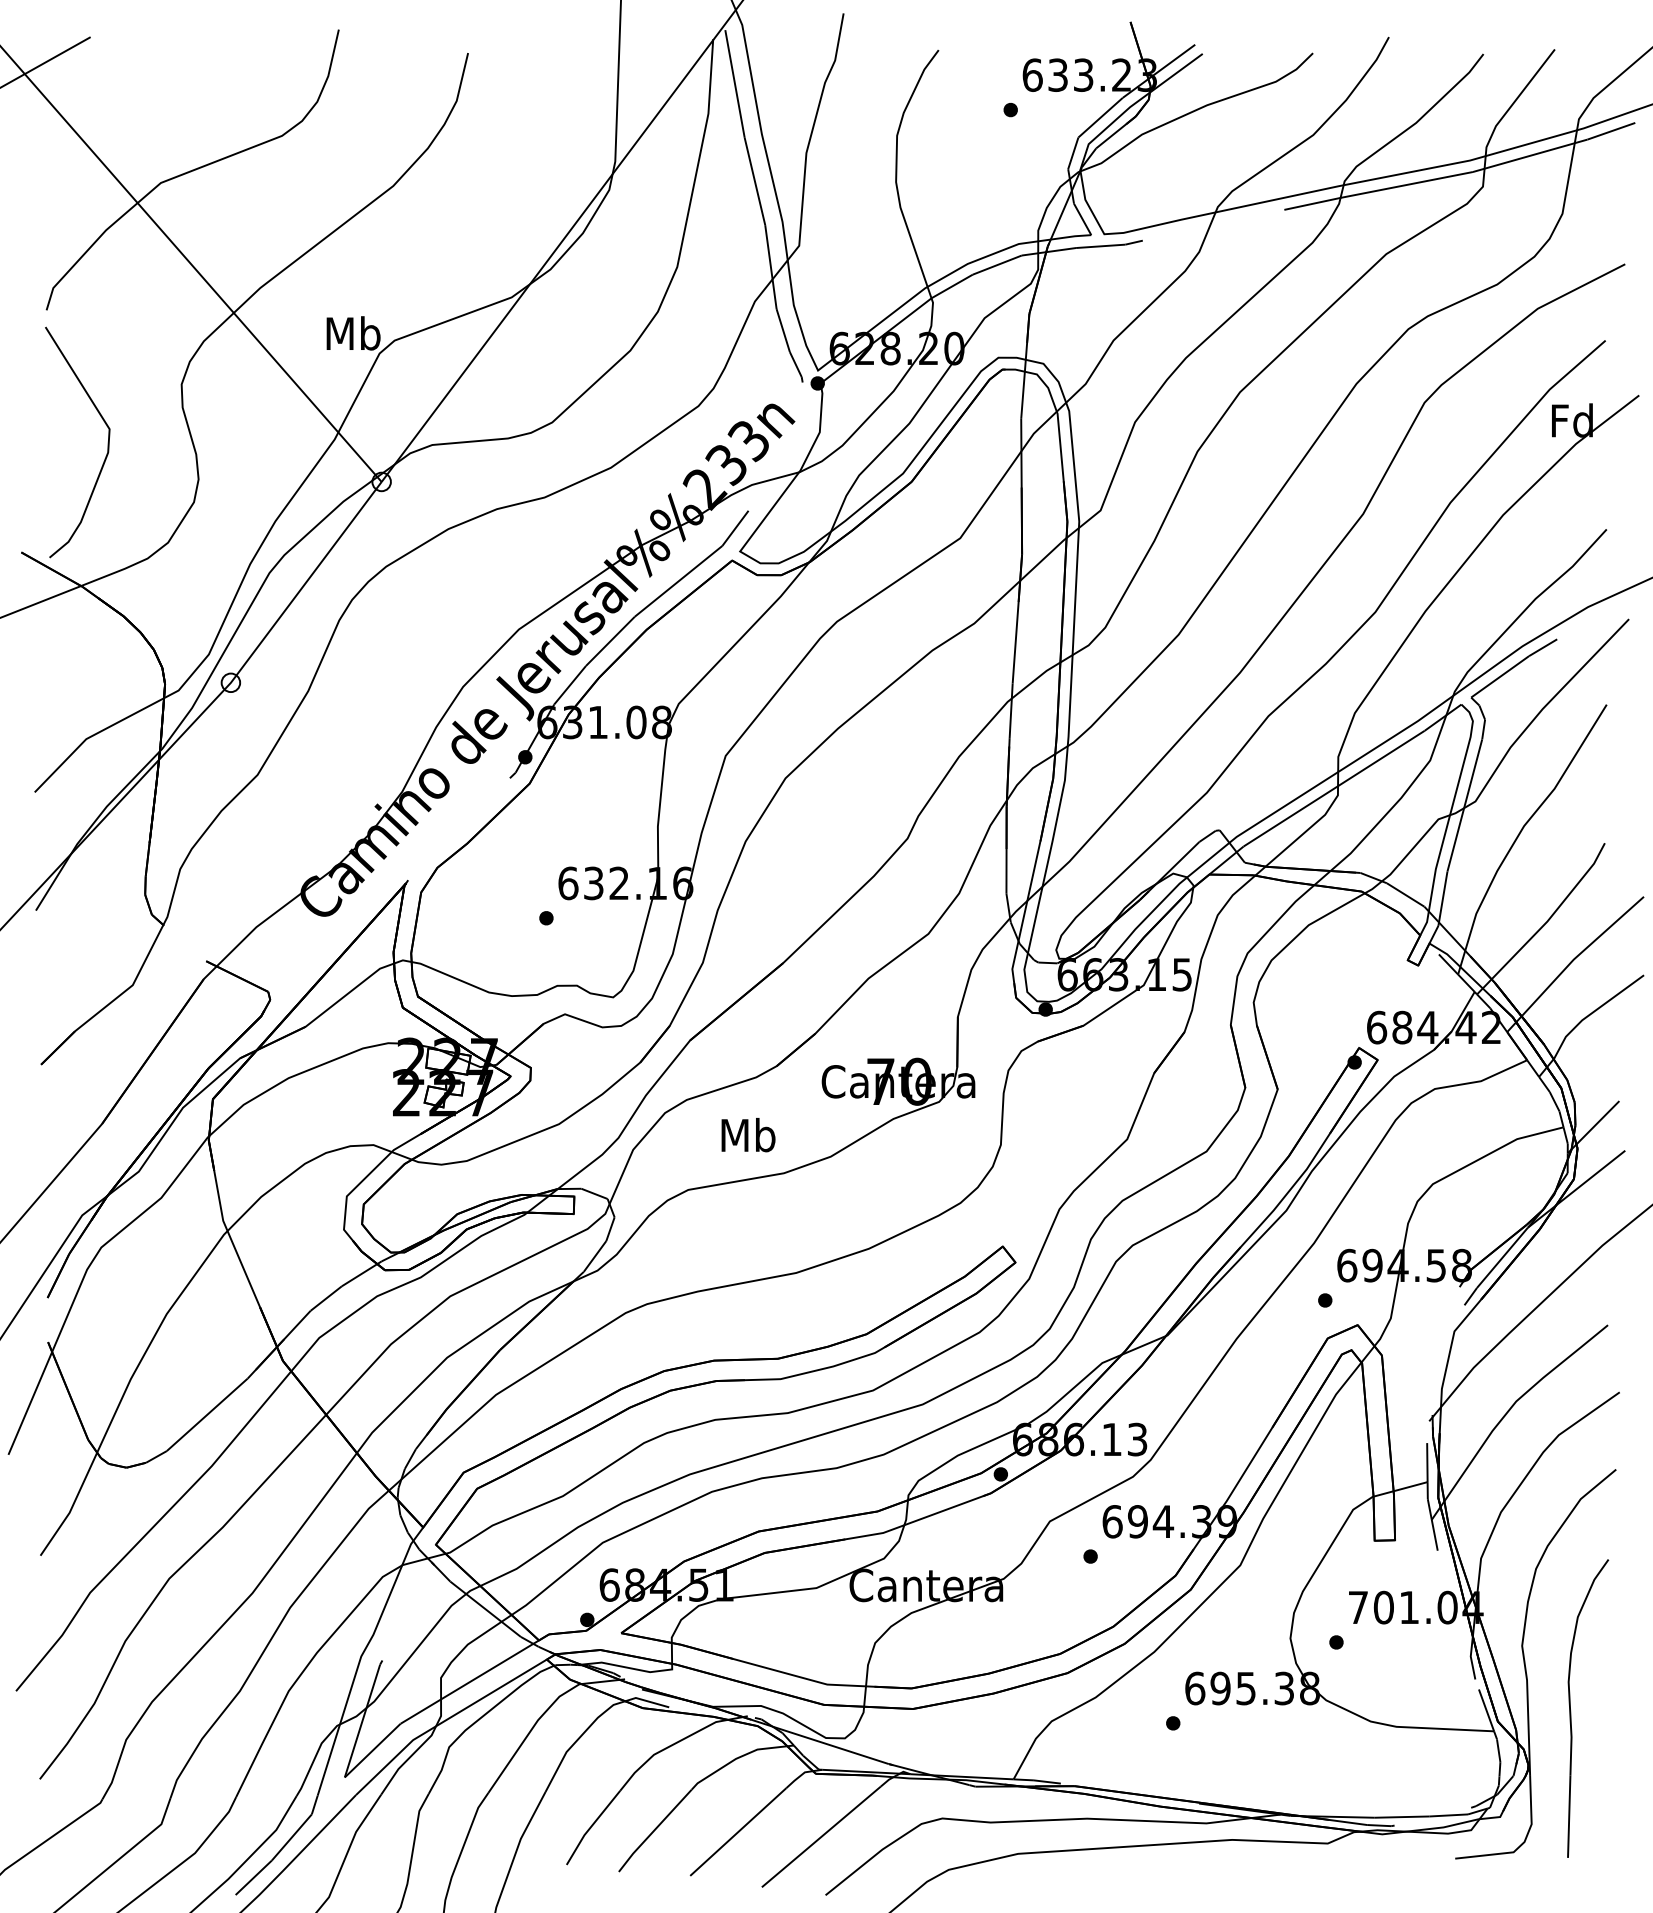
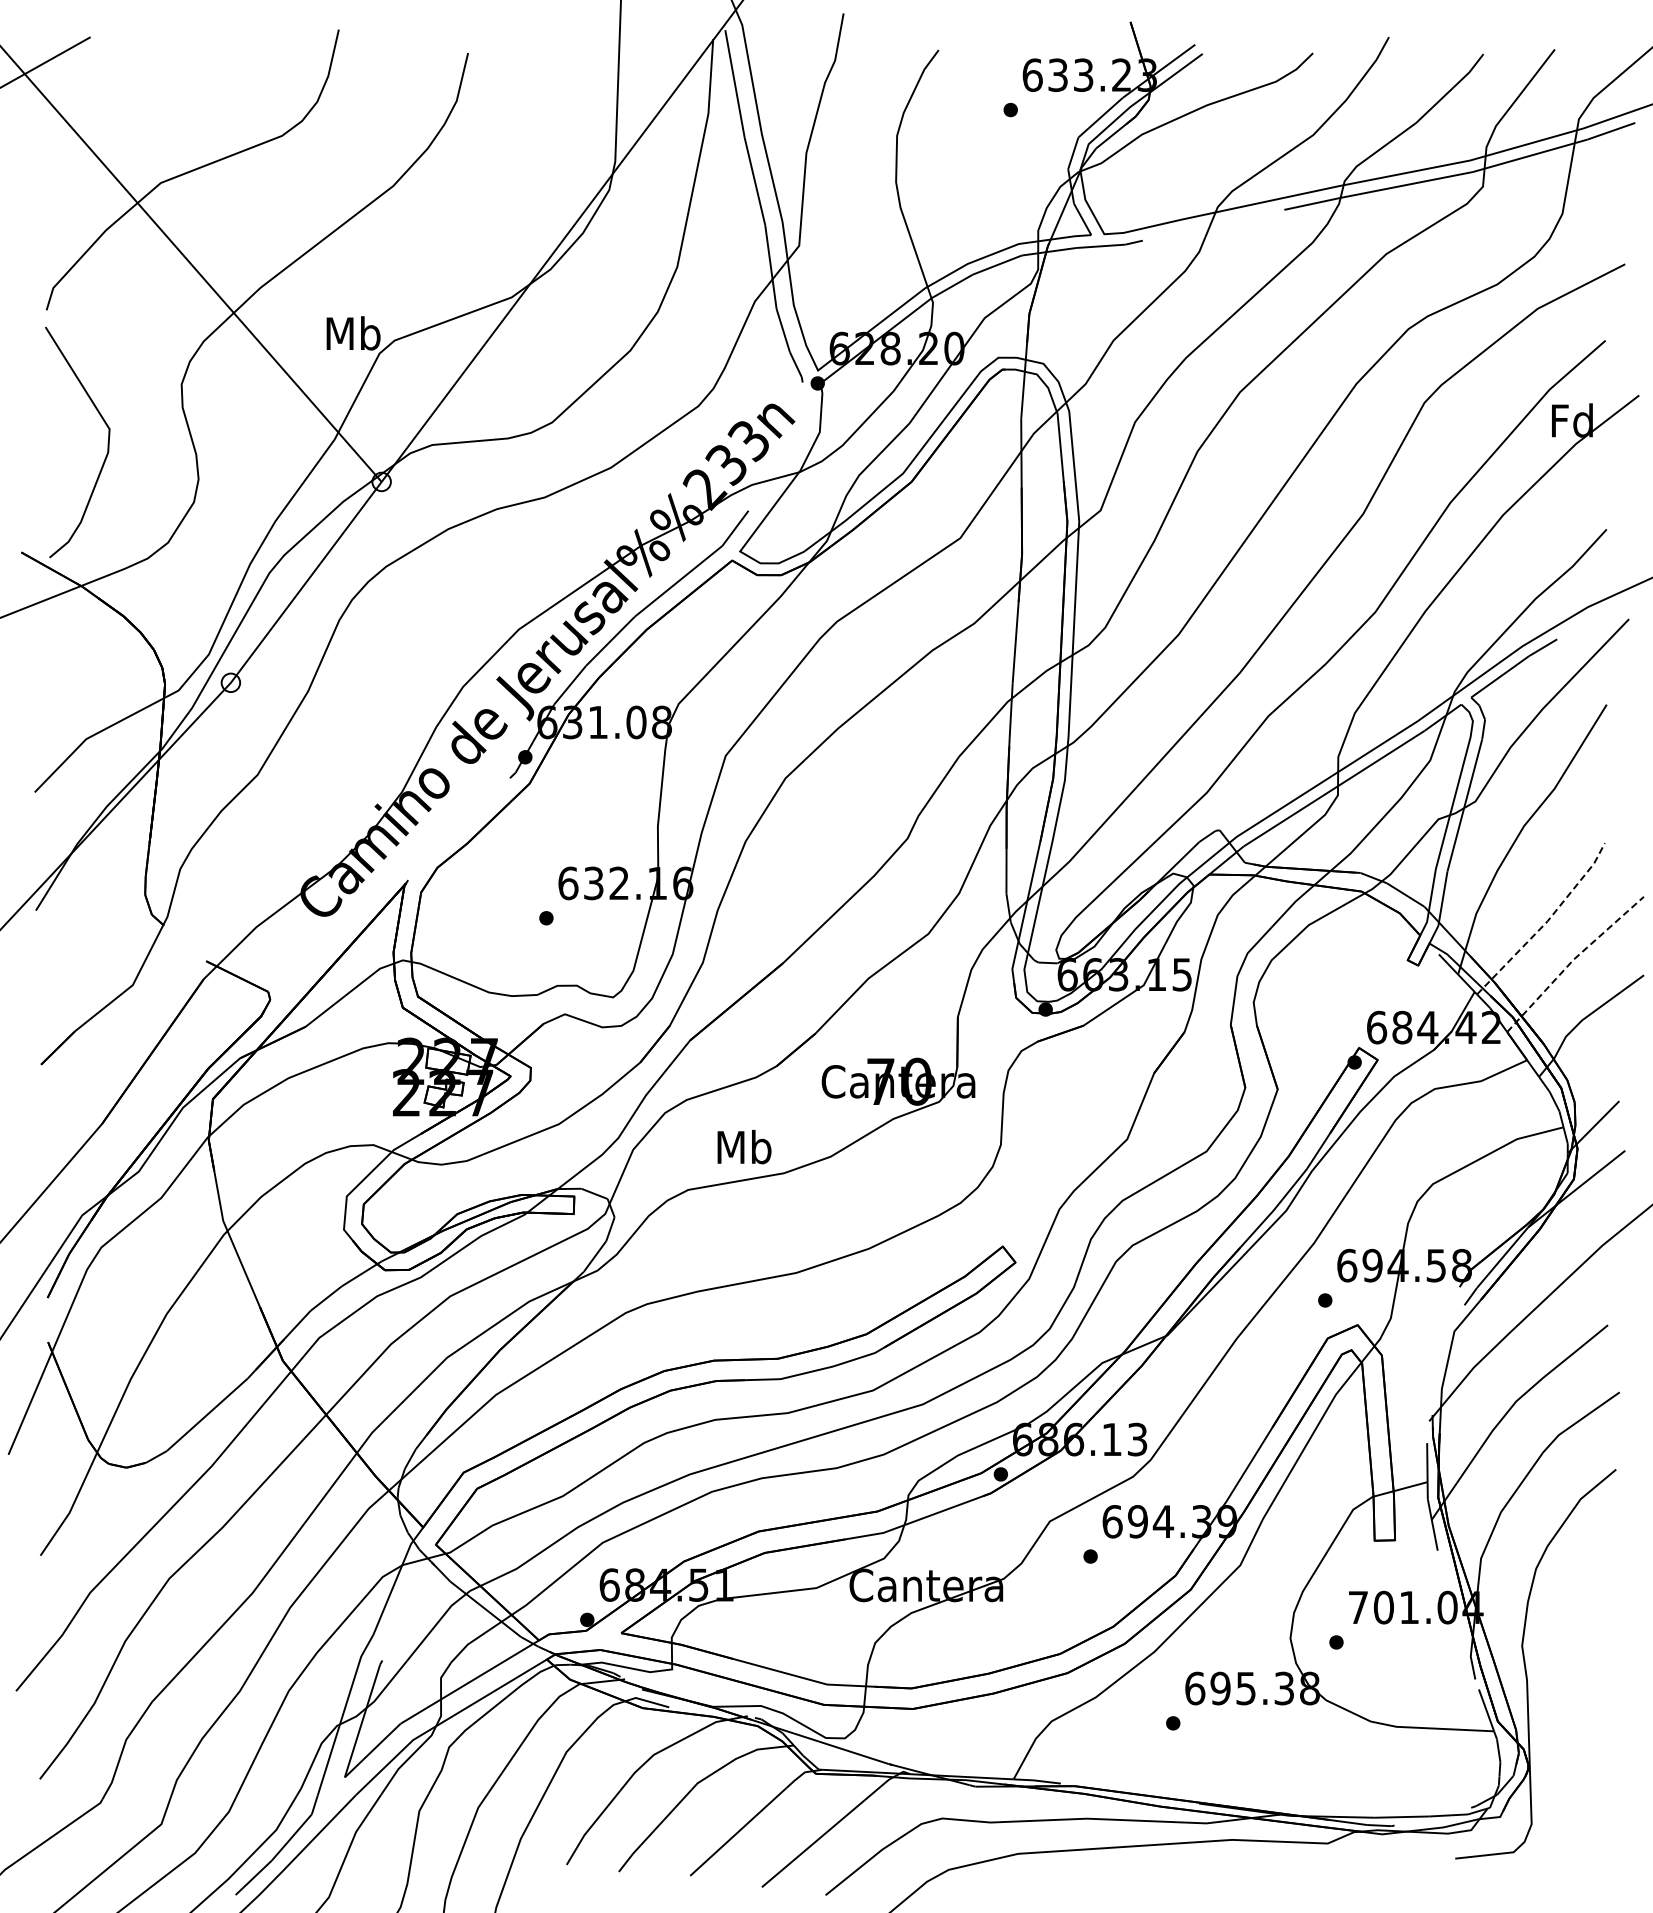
line: solid -> dashed (1547, 921)
line: solid -> dashed (1573, 960)
text position: (748, 1135) -> (744, 1147) (744, 1147)
part: present -> none (1571, 1711)
